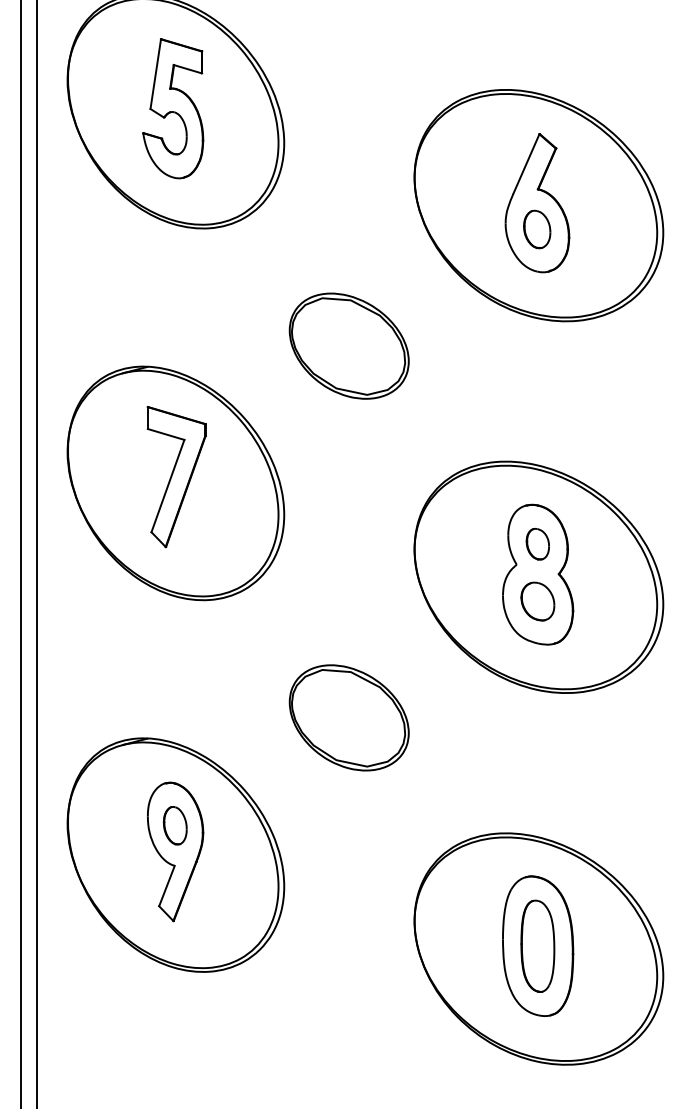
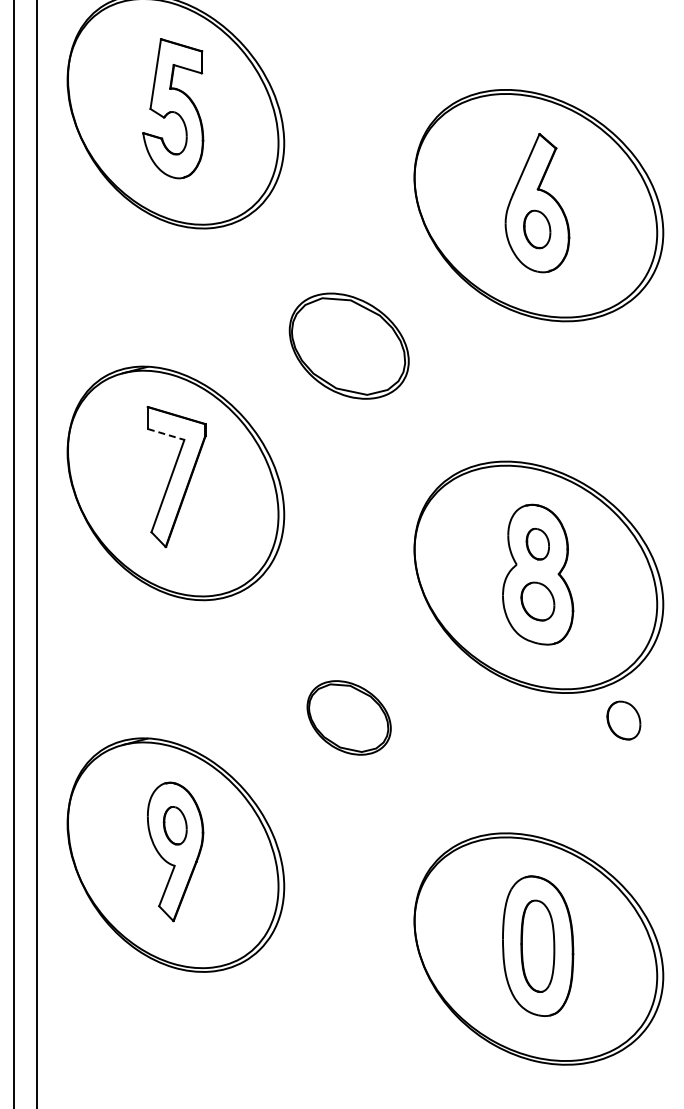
line: solid -> dashed (166, 434)
line position: (20, 553) -> (13, 553) (13, 553)
part size: 122x108 px -> 86x76 px (348, 717)
part: none -> present (623, 720)
